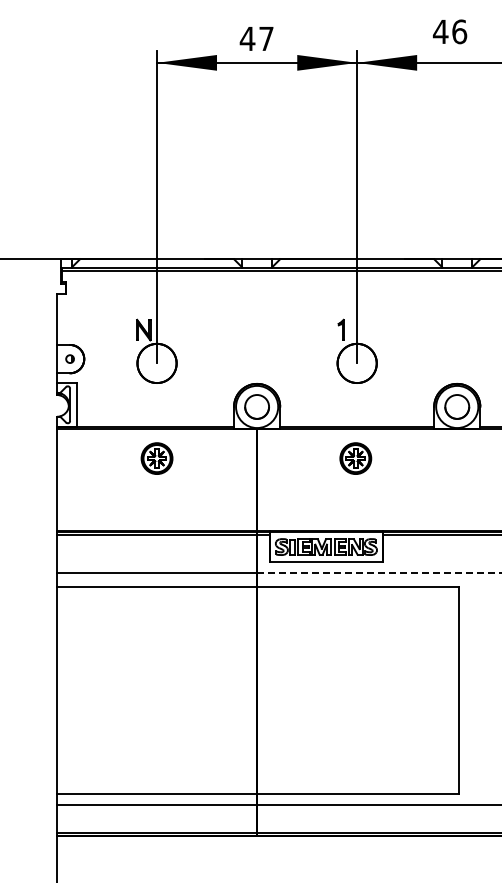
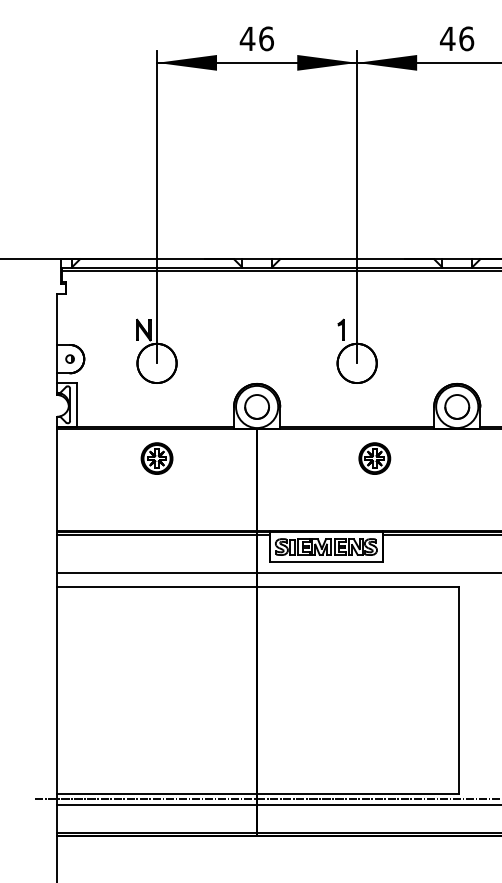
text position: (450, 31) -> (457, 38) (457, 38)
text: 47 -> 46 (266, 38)
part position: (355, 458) -> (374, 458) (374, 458)
line: dashed -> solid (380, 573)
line: none -> present (266, 798)
